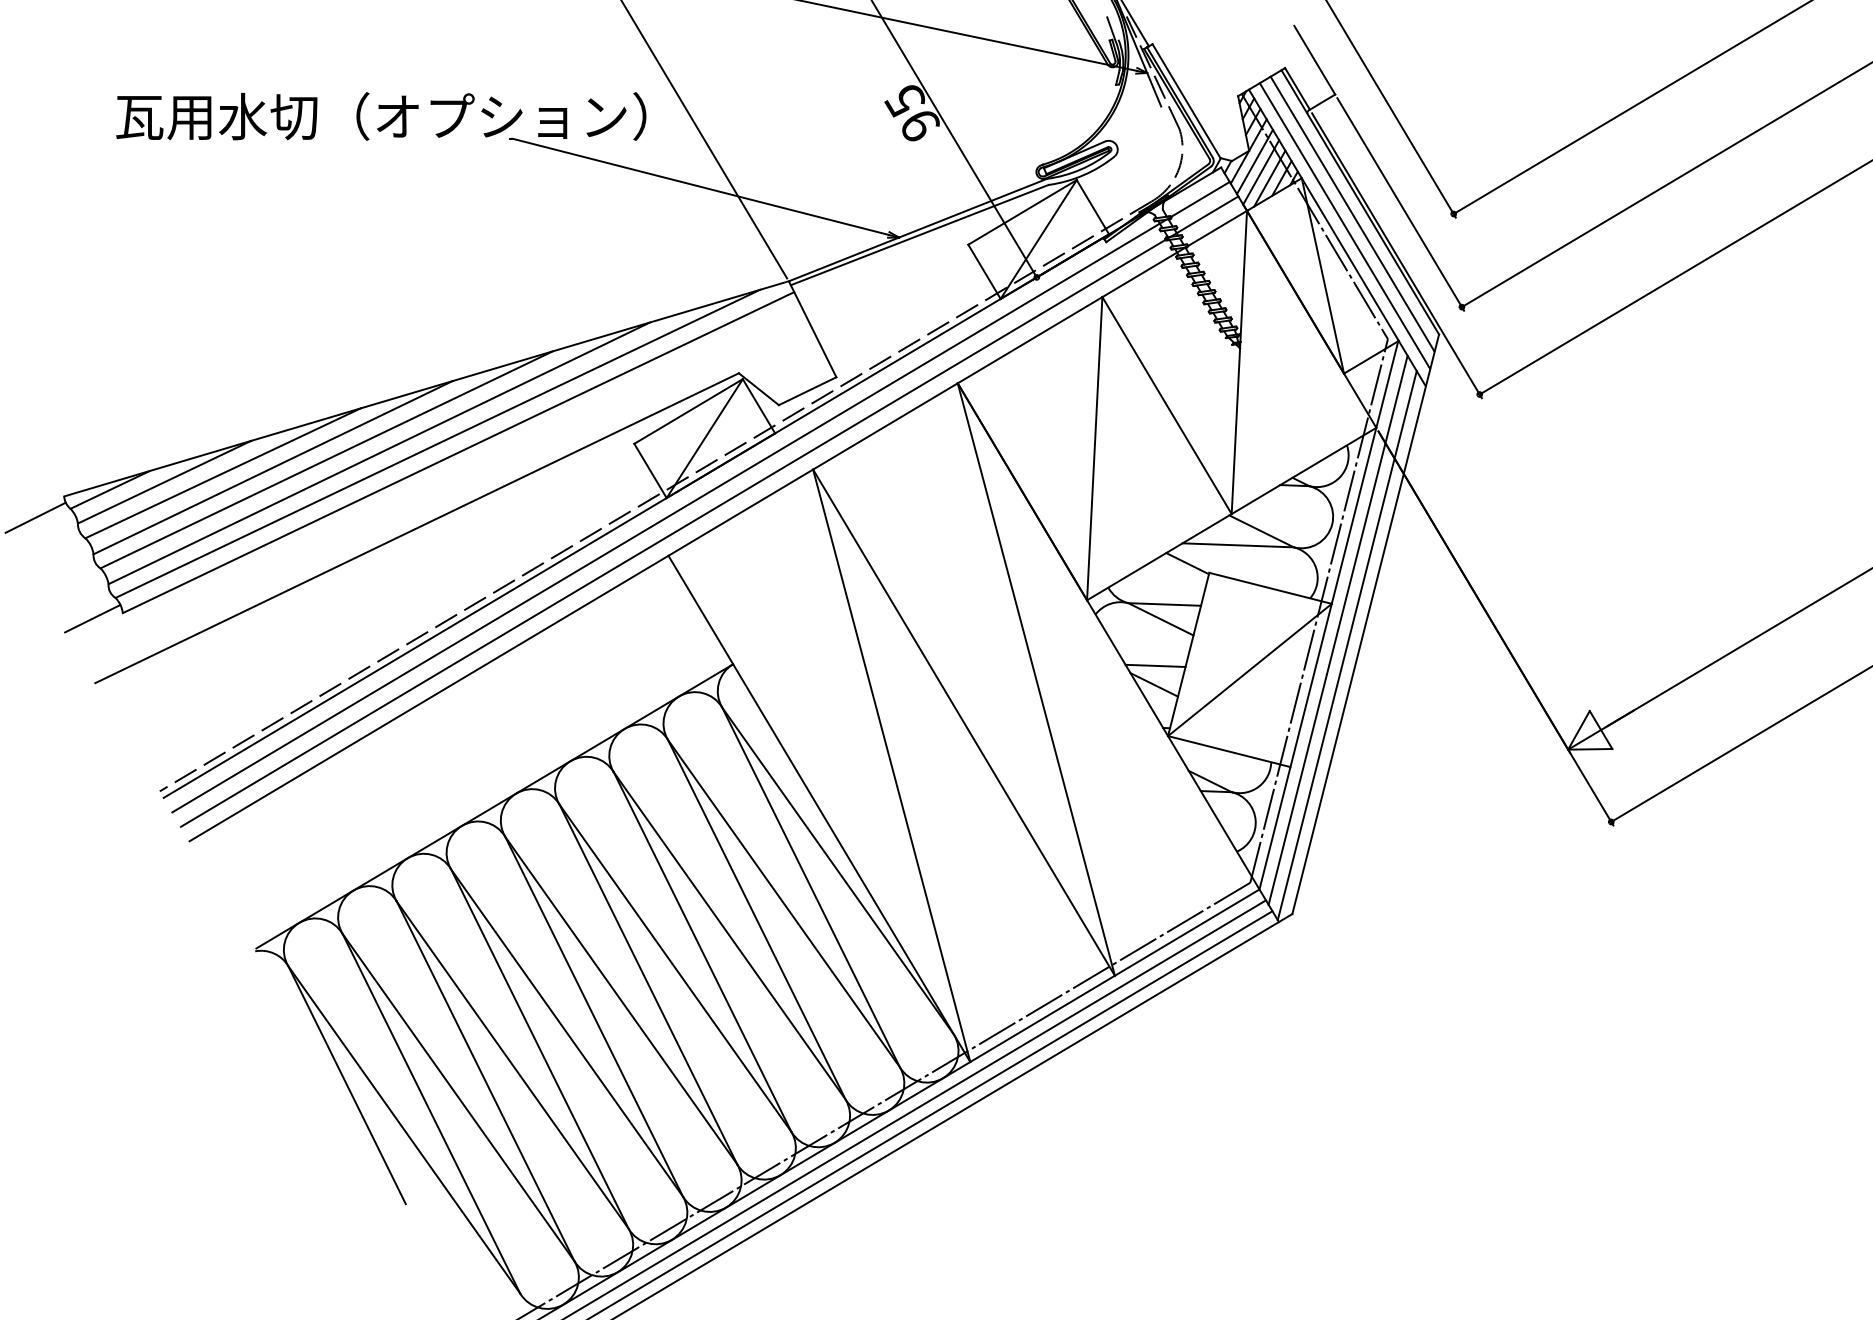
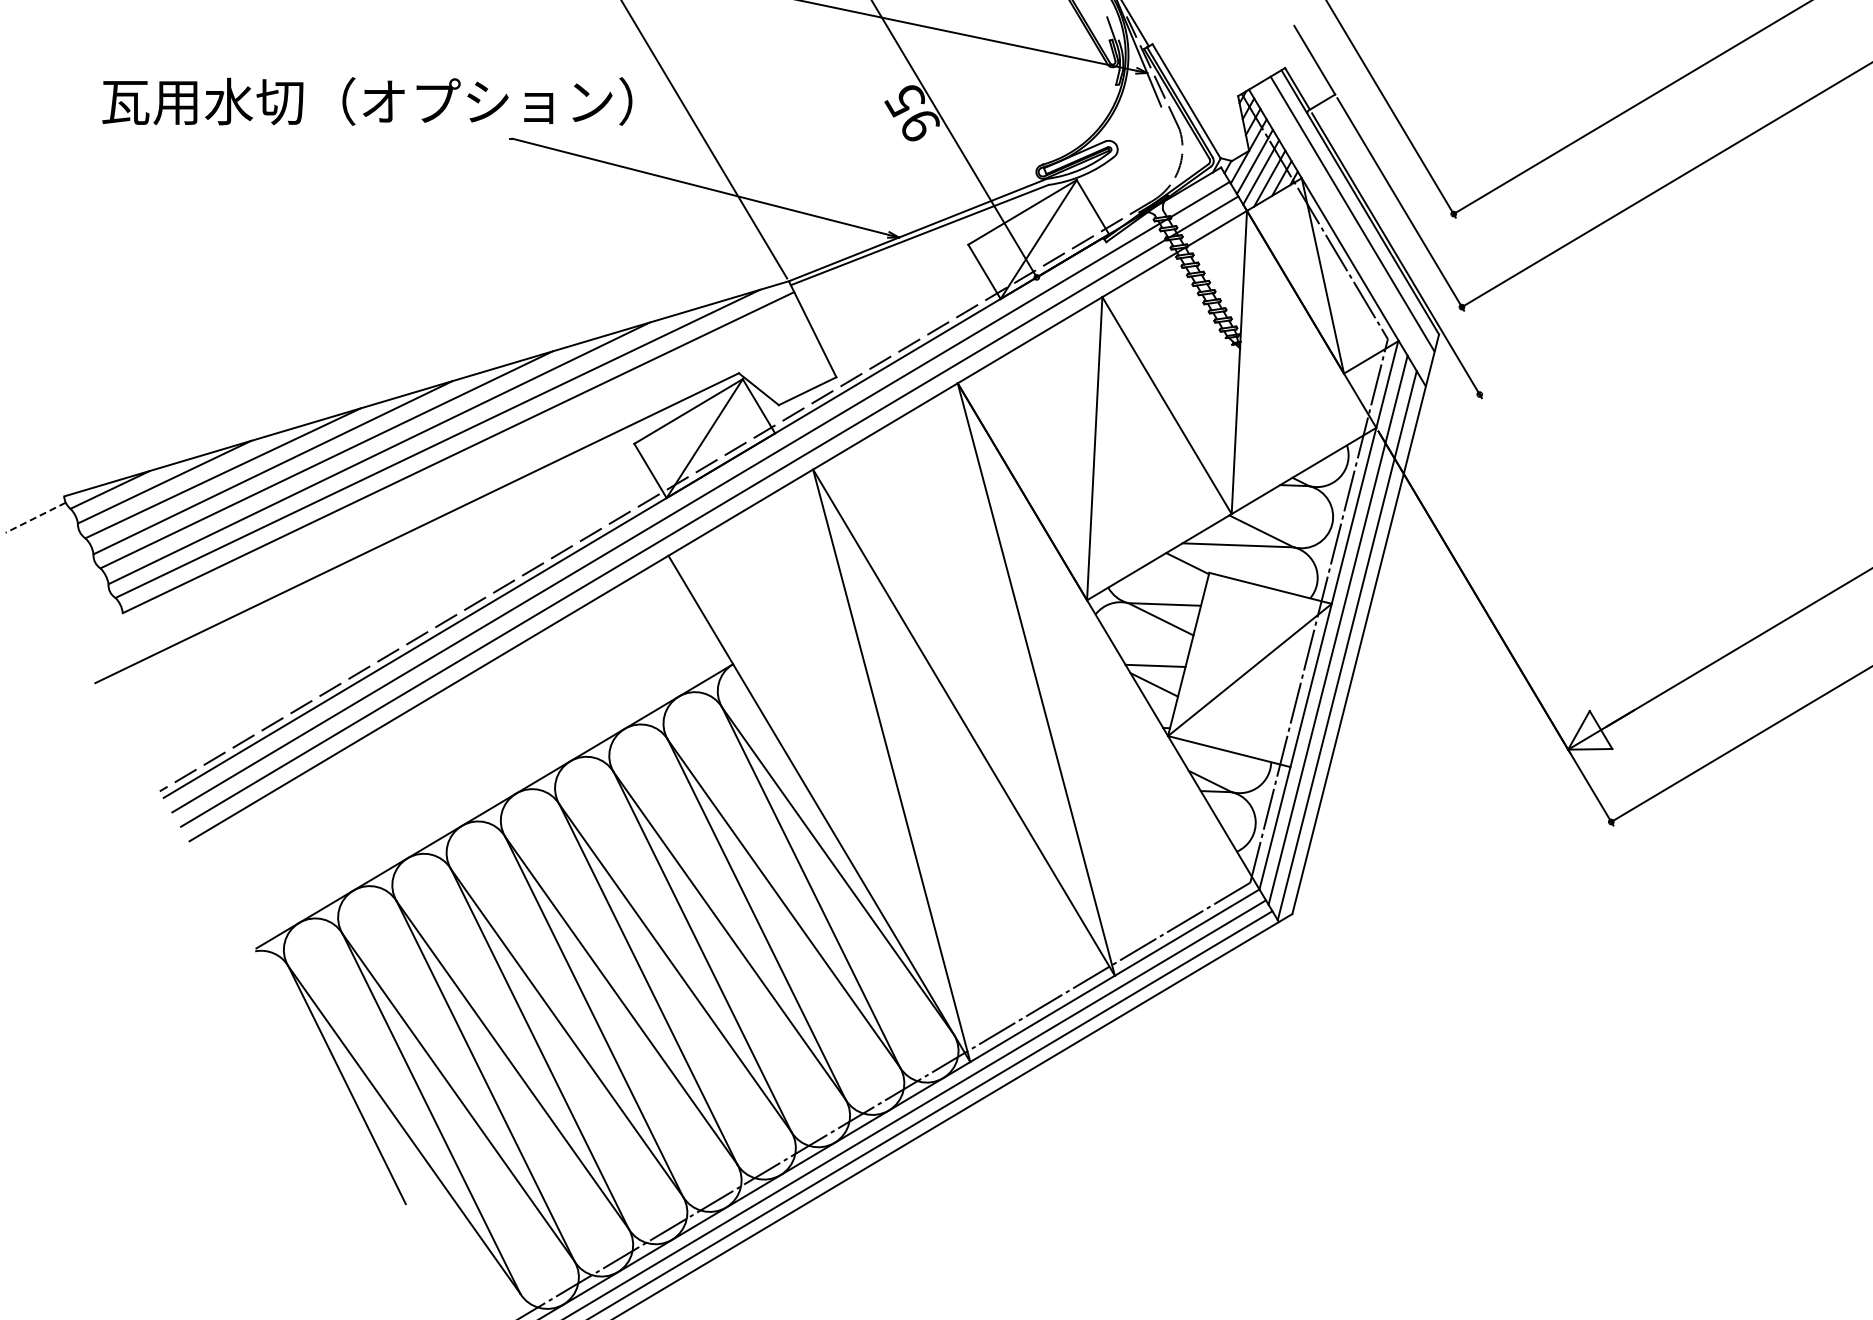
text position: (381, 116) -> (367, 101) (367, 101)
line: present -> none (1344, 225)
line: present -> none (1674, 278)
line: solid -> dashed (35, 517)
line: present -> none (92, 618)
